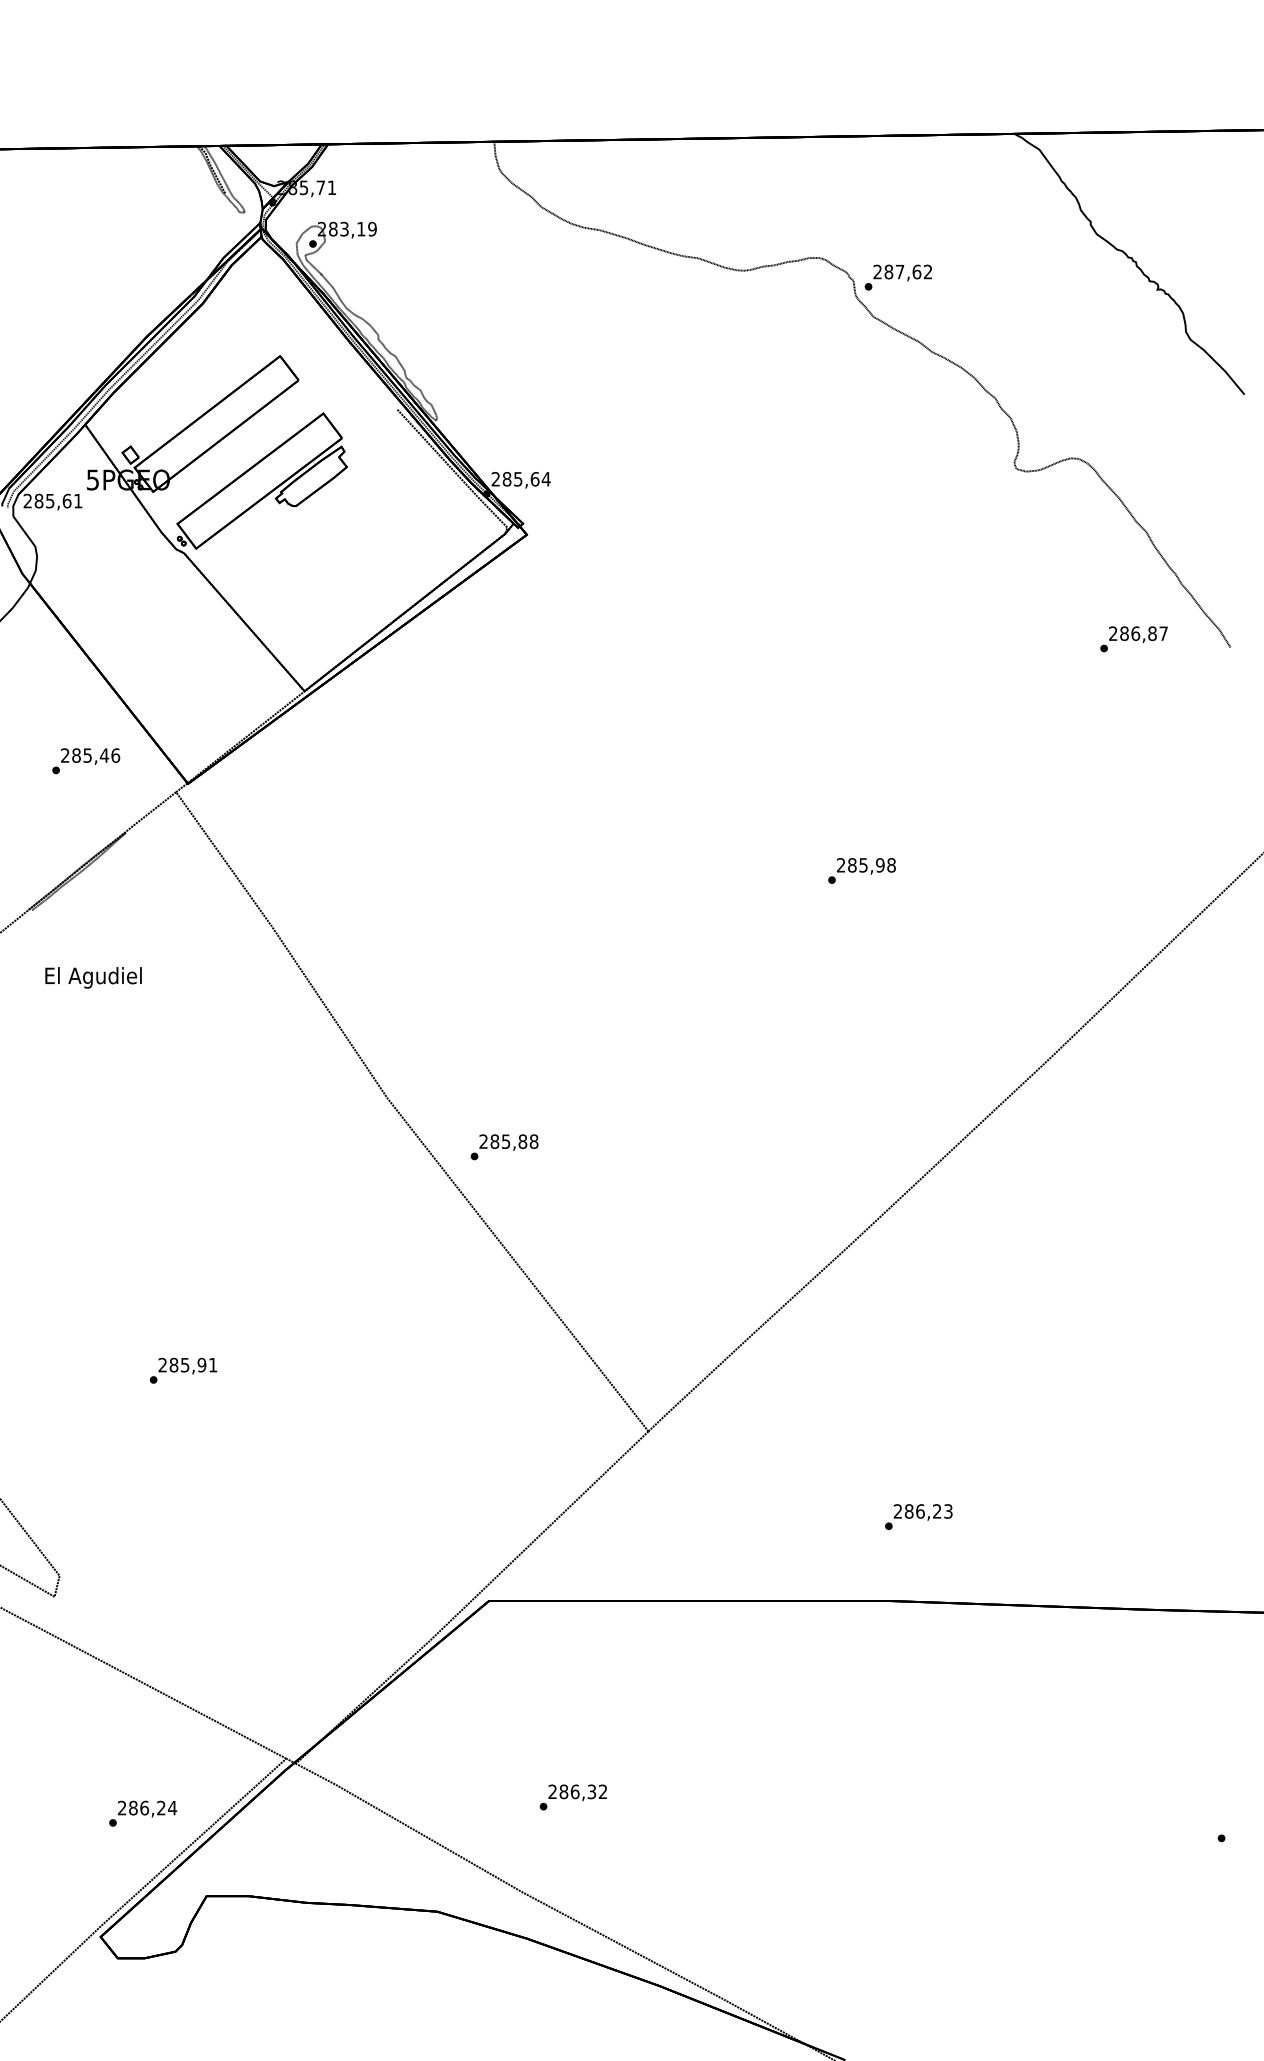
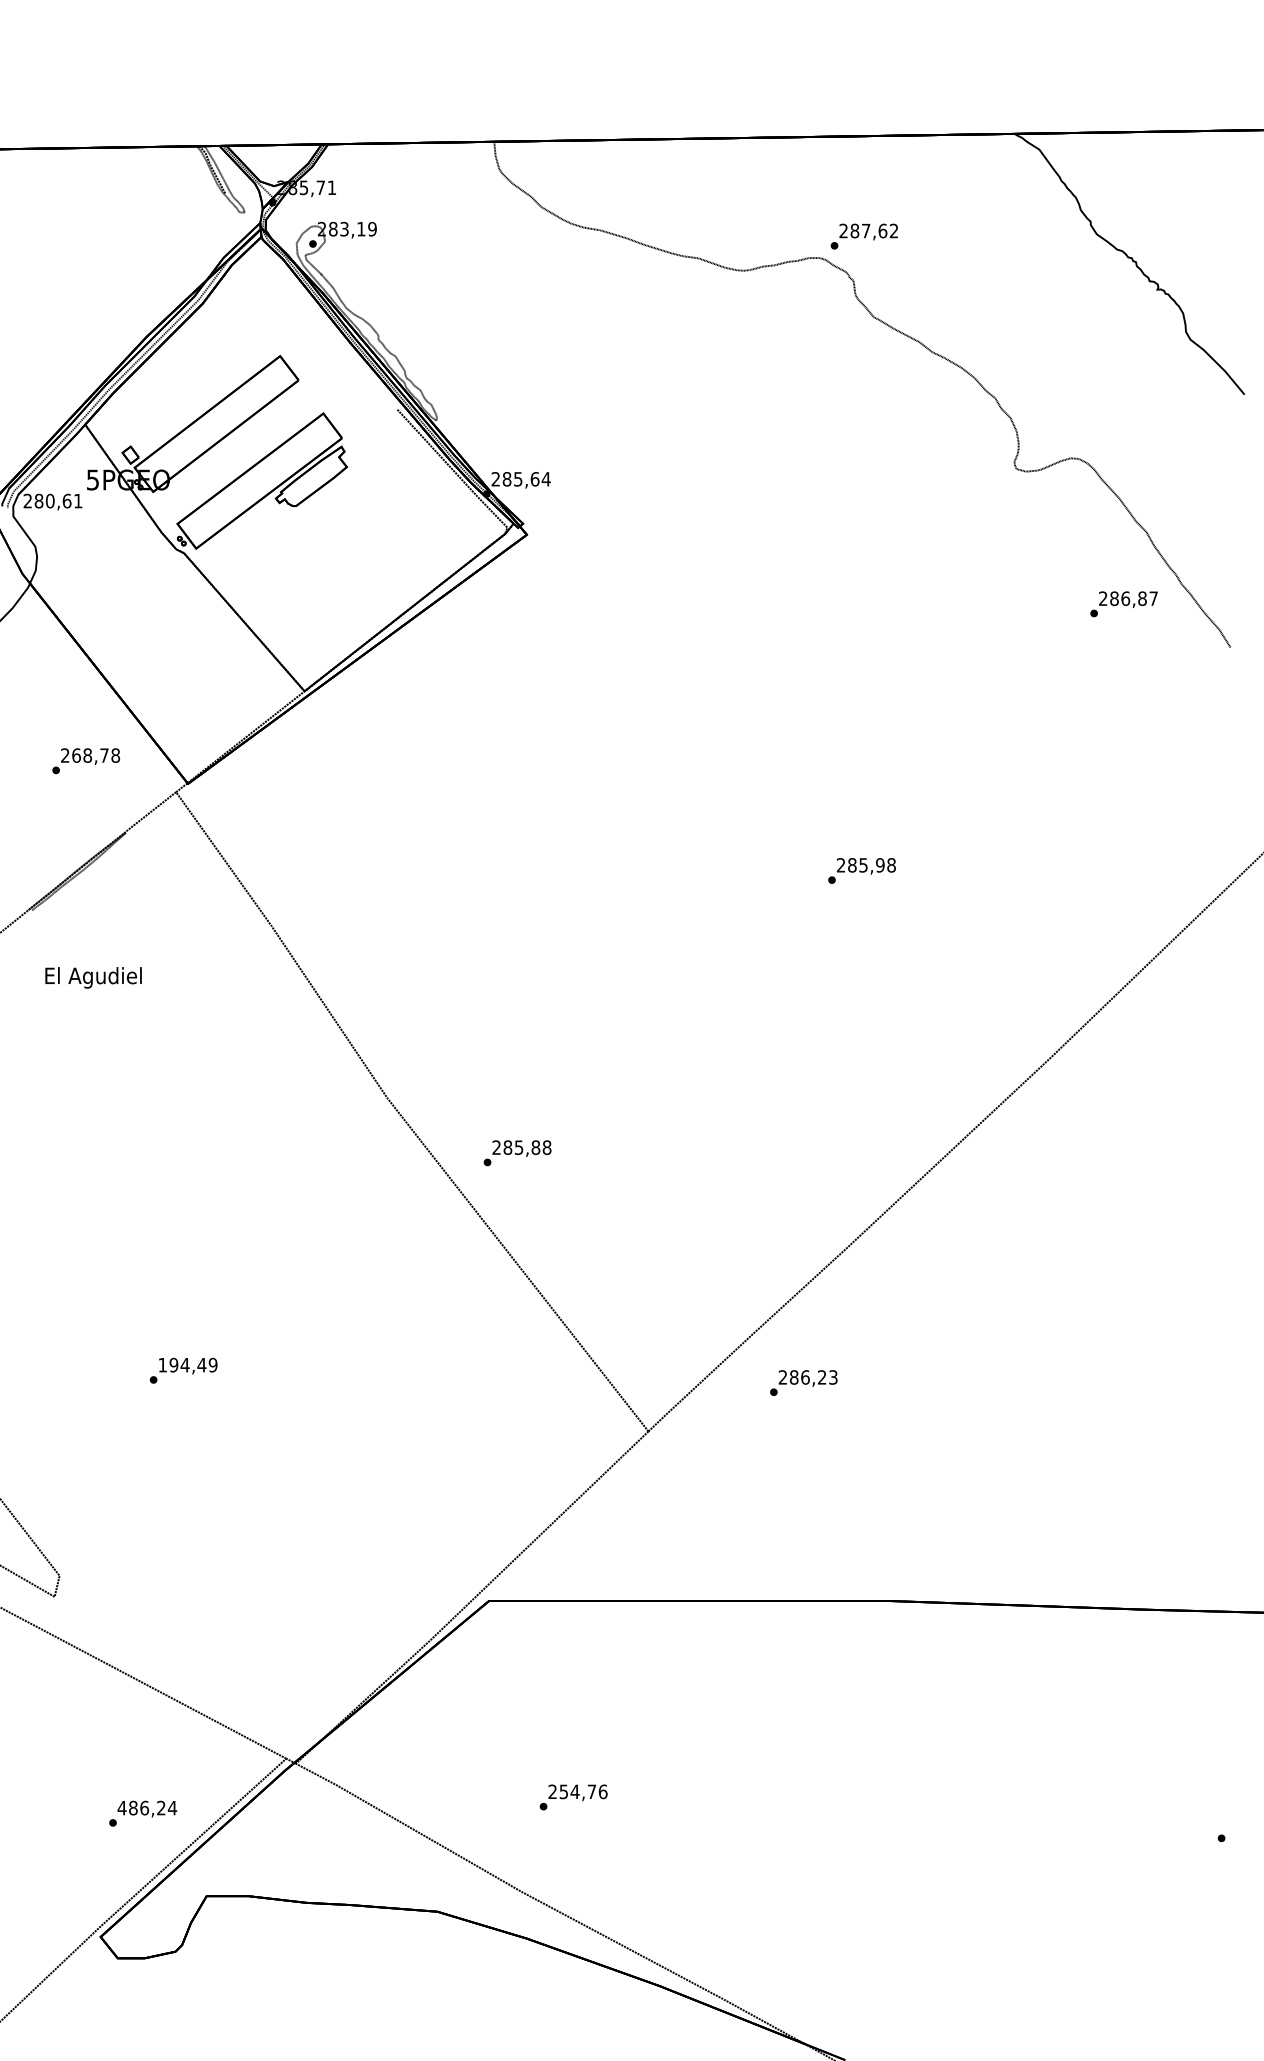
text position: (897, 277) -> (863, 236) (863, 236)
text: 285,61 -> 280,61 (50, 500)
text position: (1133, 639) -> (1123, 604) (1123, 604)
text: 285,46 -> 268,78 (96, 755)
text position: (504, 1147) -> (517, 1153) (517, 1153)
text: 285,91 -> 194,49 (187, 1364)
text position: (918, 1516) -> (803, 1382) (803, 1382)
text: 286,32 -> 254,76 (583, 1791)
text: 286,24 -> 486,24 (121, 1807)
